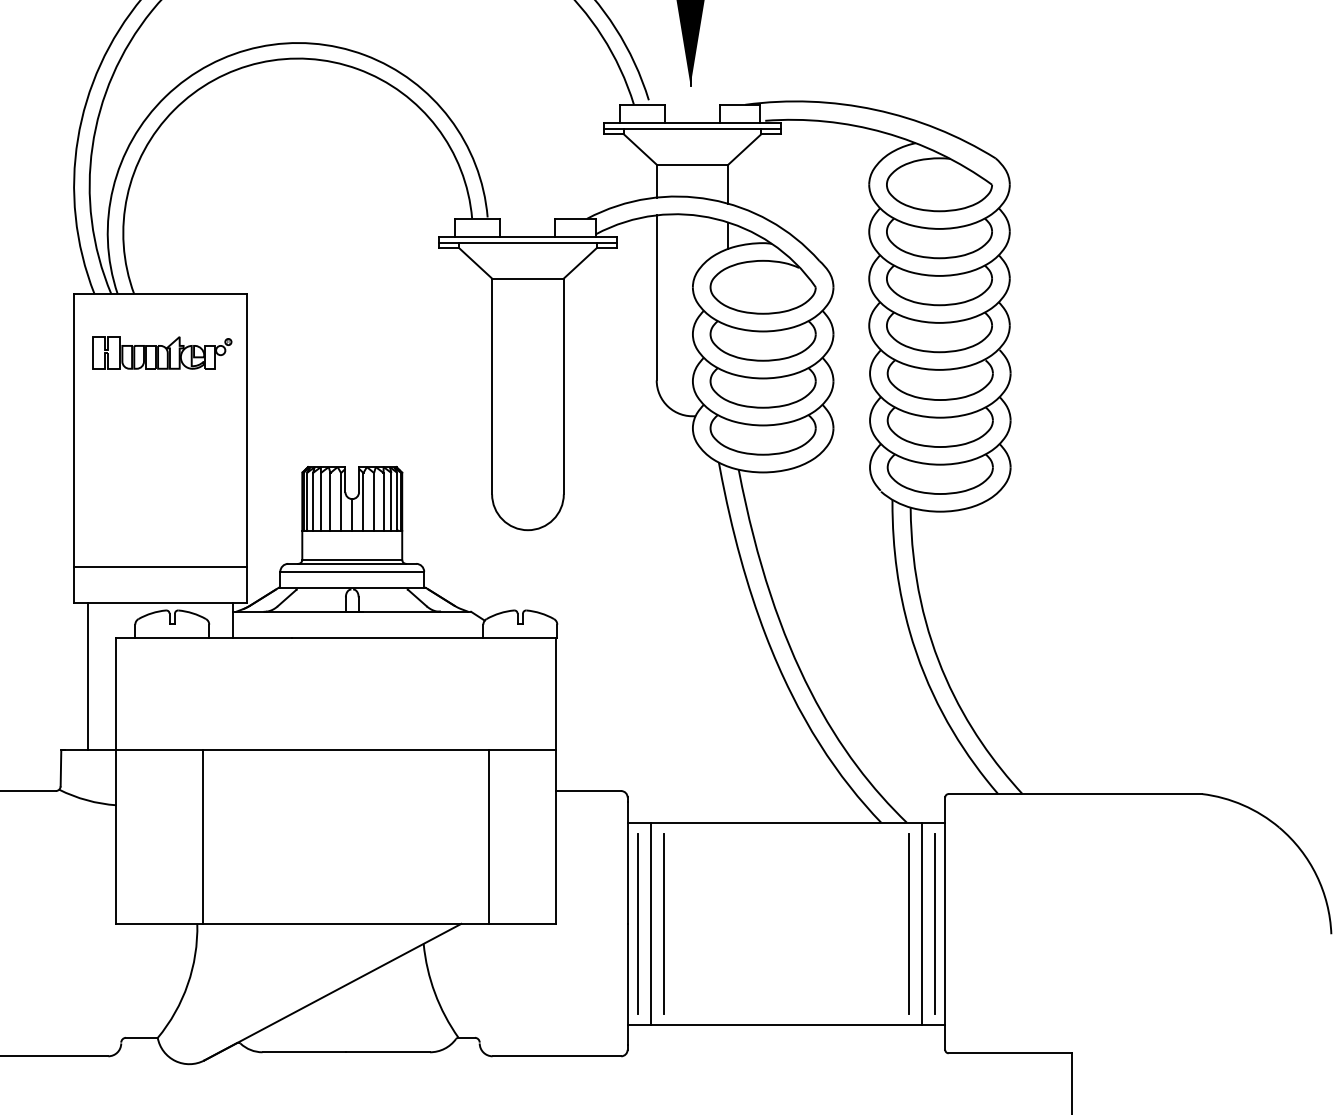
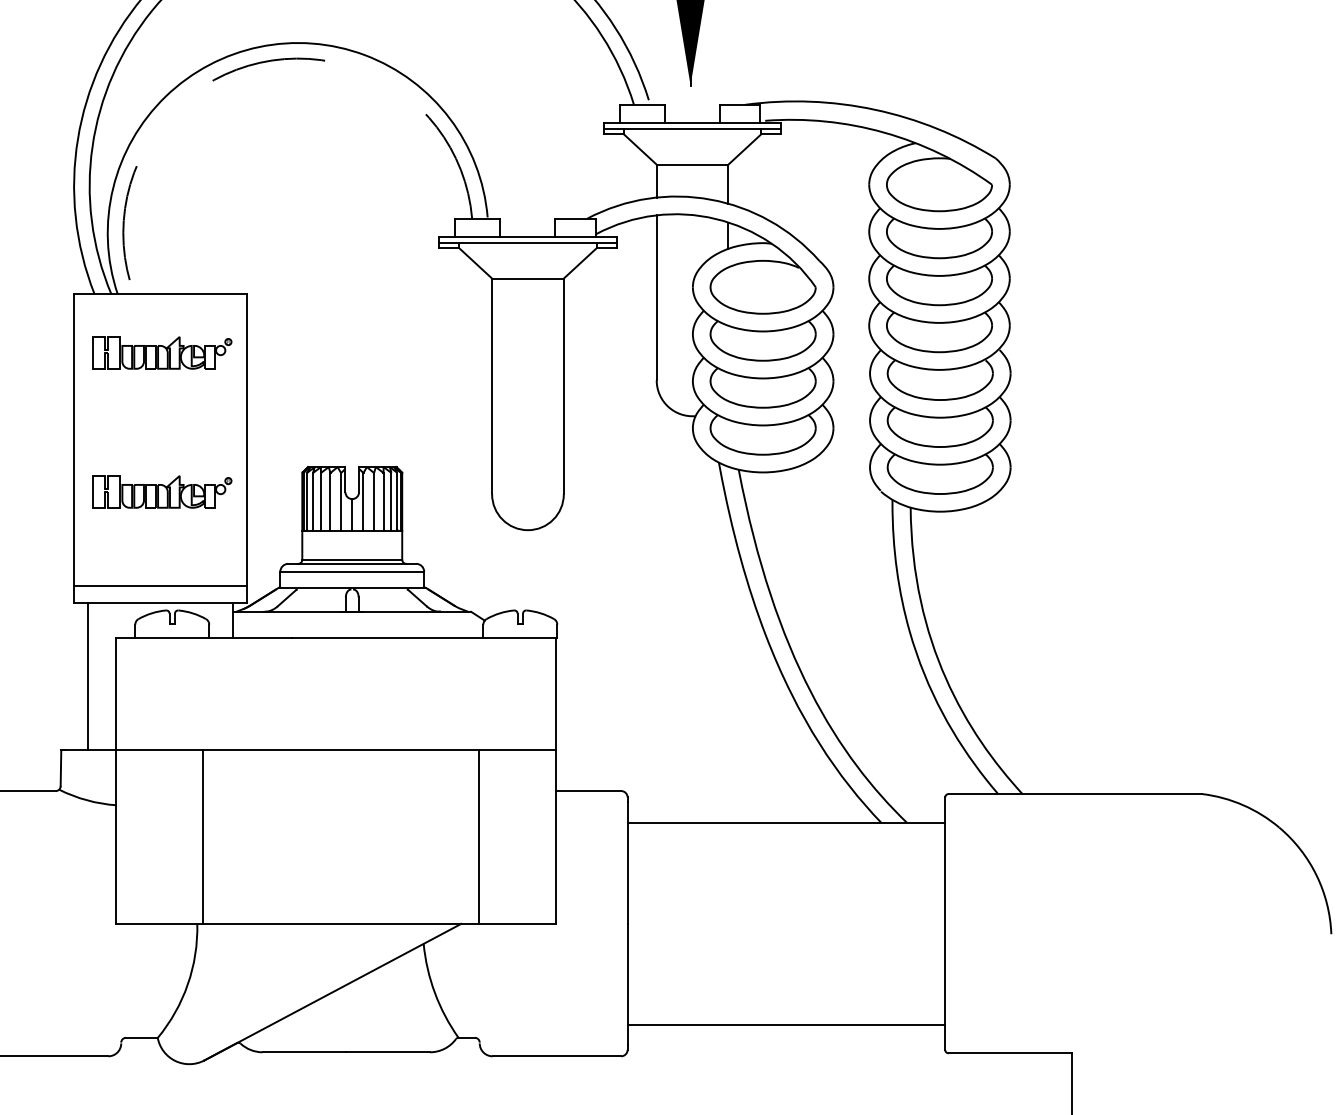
arc: solid -> dashed (259, 62)
part: none -> present (162, 491)
line position: (160, 567) -> (160, 586) (160, 586)
line position: (489, 836) -> (479, 836) (479, 836)
line: present -> none (637, 923)
line: present -> none (650, 923)
line: present -> none (663, 923)
line: present -> none (908, 923)
line: present -> none (922, 923)
line: present -> none (935, 923)
